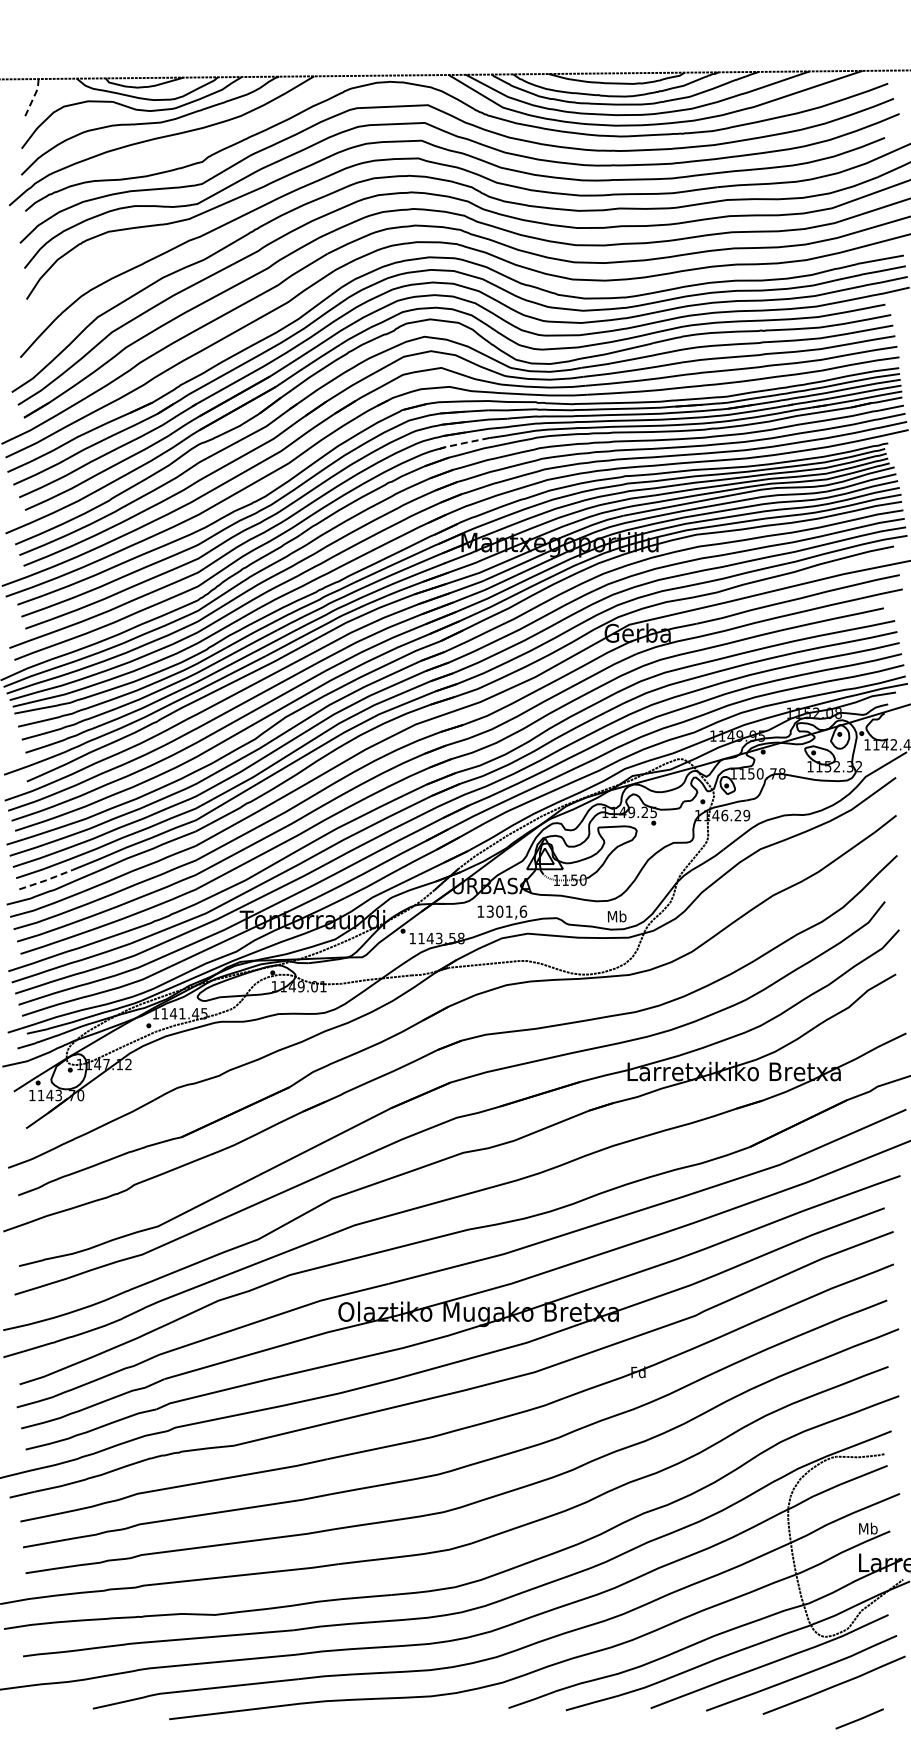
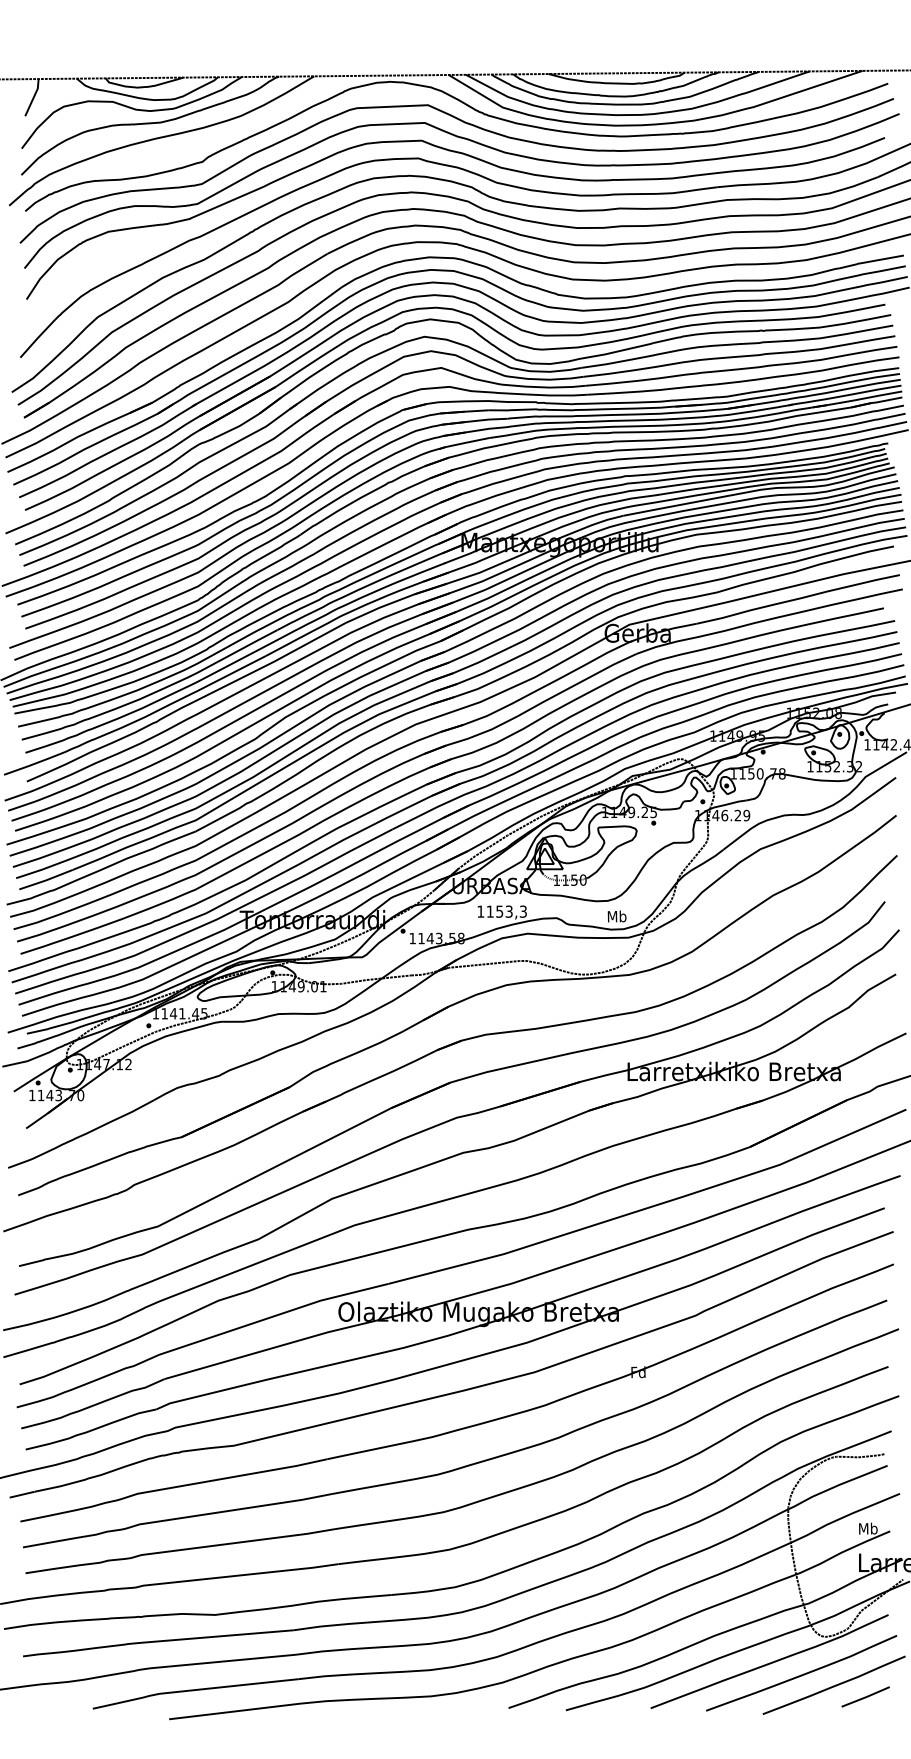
line: dashed -> solid (33, 97)
line: dashed -> solid (463, 443)
line: dashed -> solid (45, 880)
text: 1301,6 -> 1153,3 (506, 911)
line position: (859, 1718) -> (865, 1696) (865, 1696)
